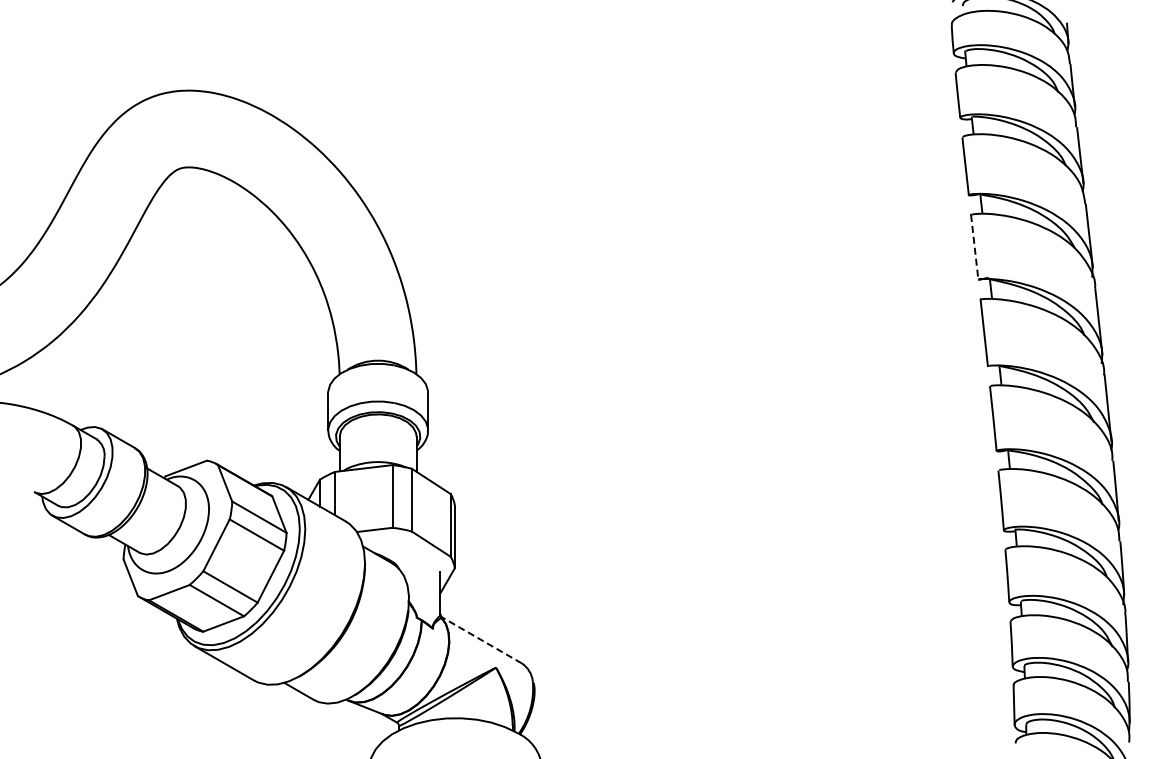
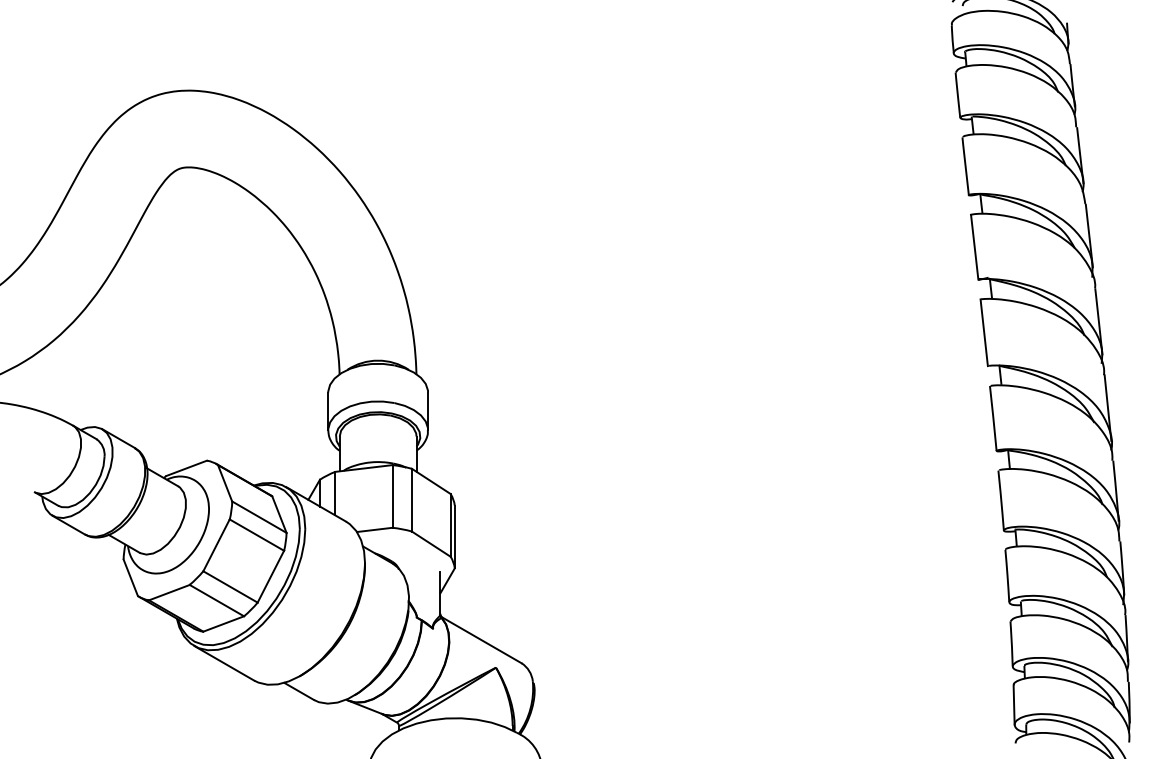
line: dashed -> solid (974, 247)
line: dashed -> solid (481, 640)
